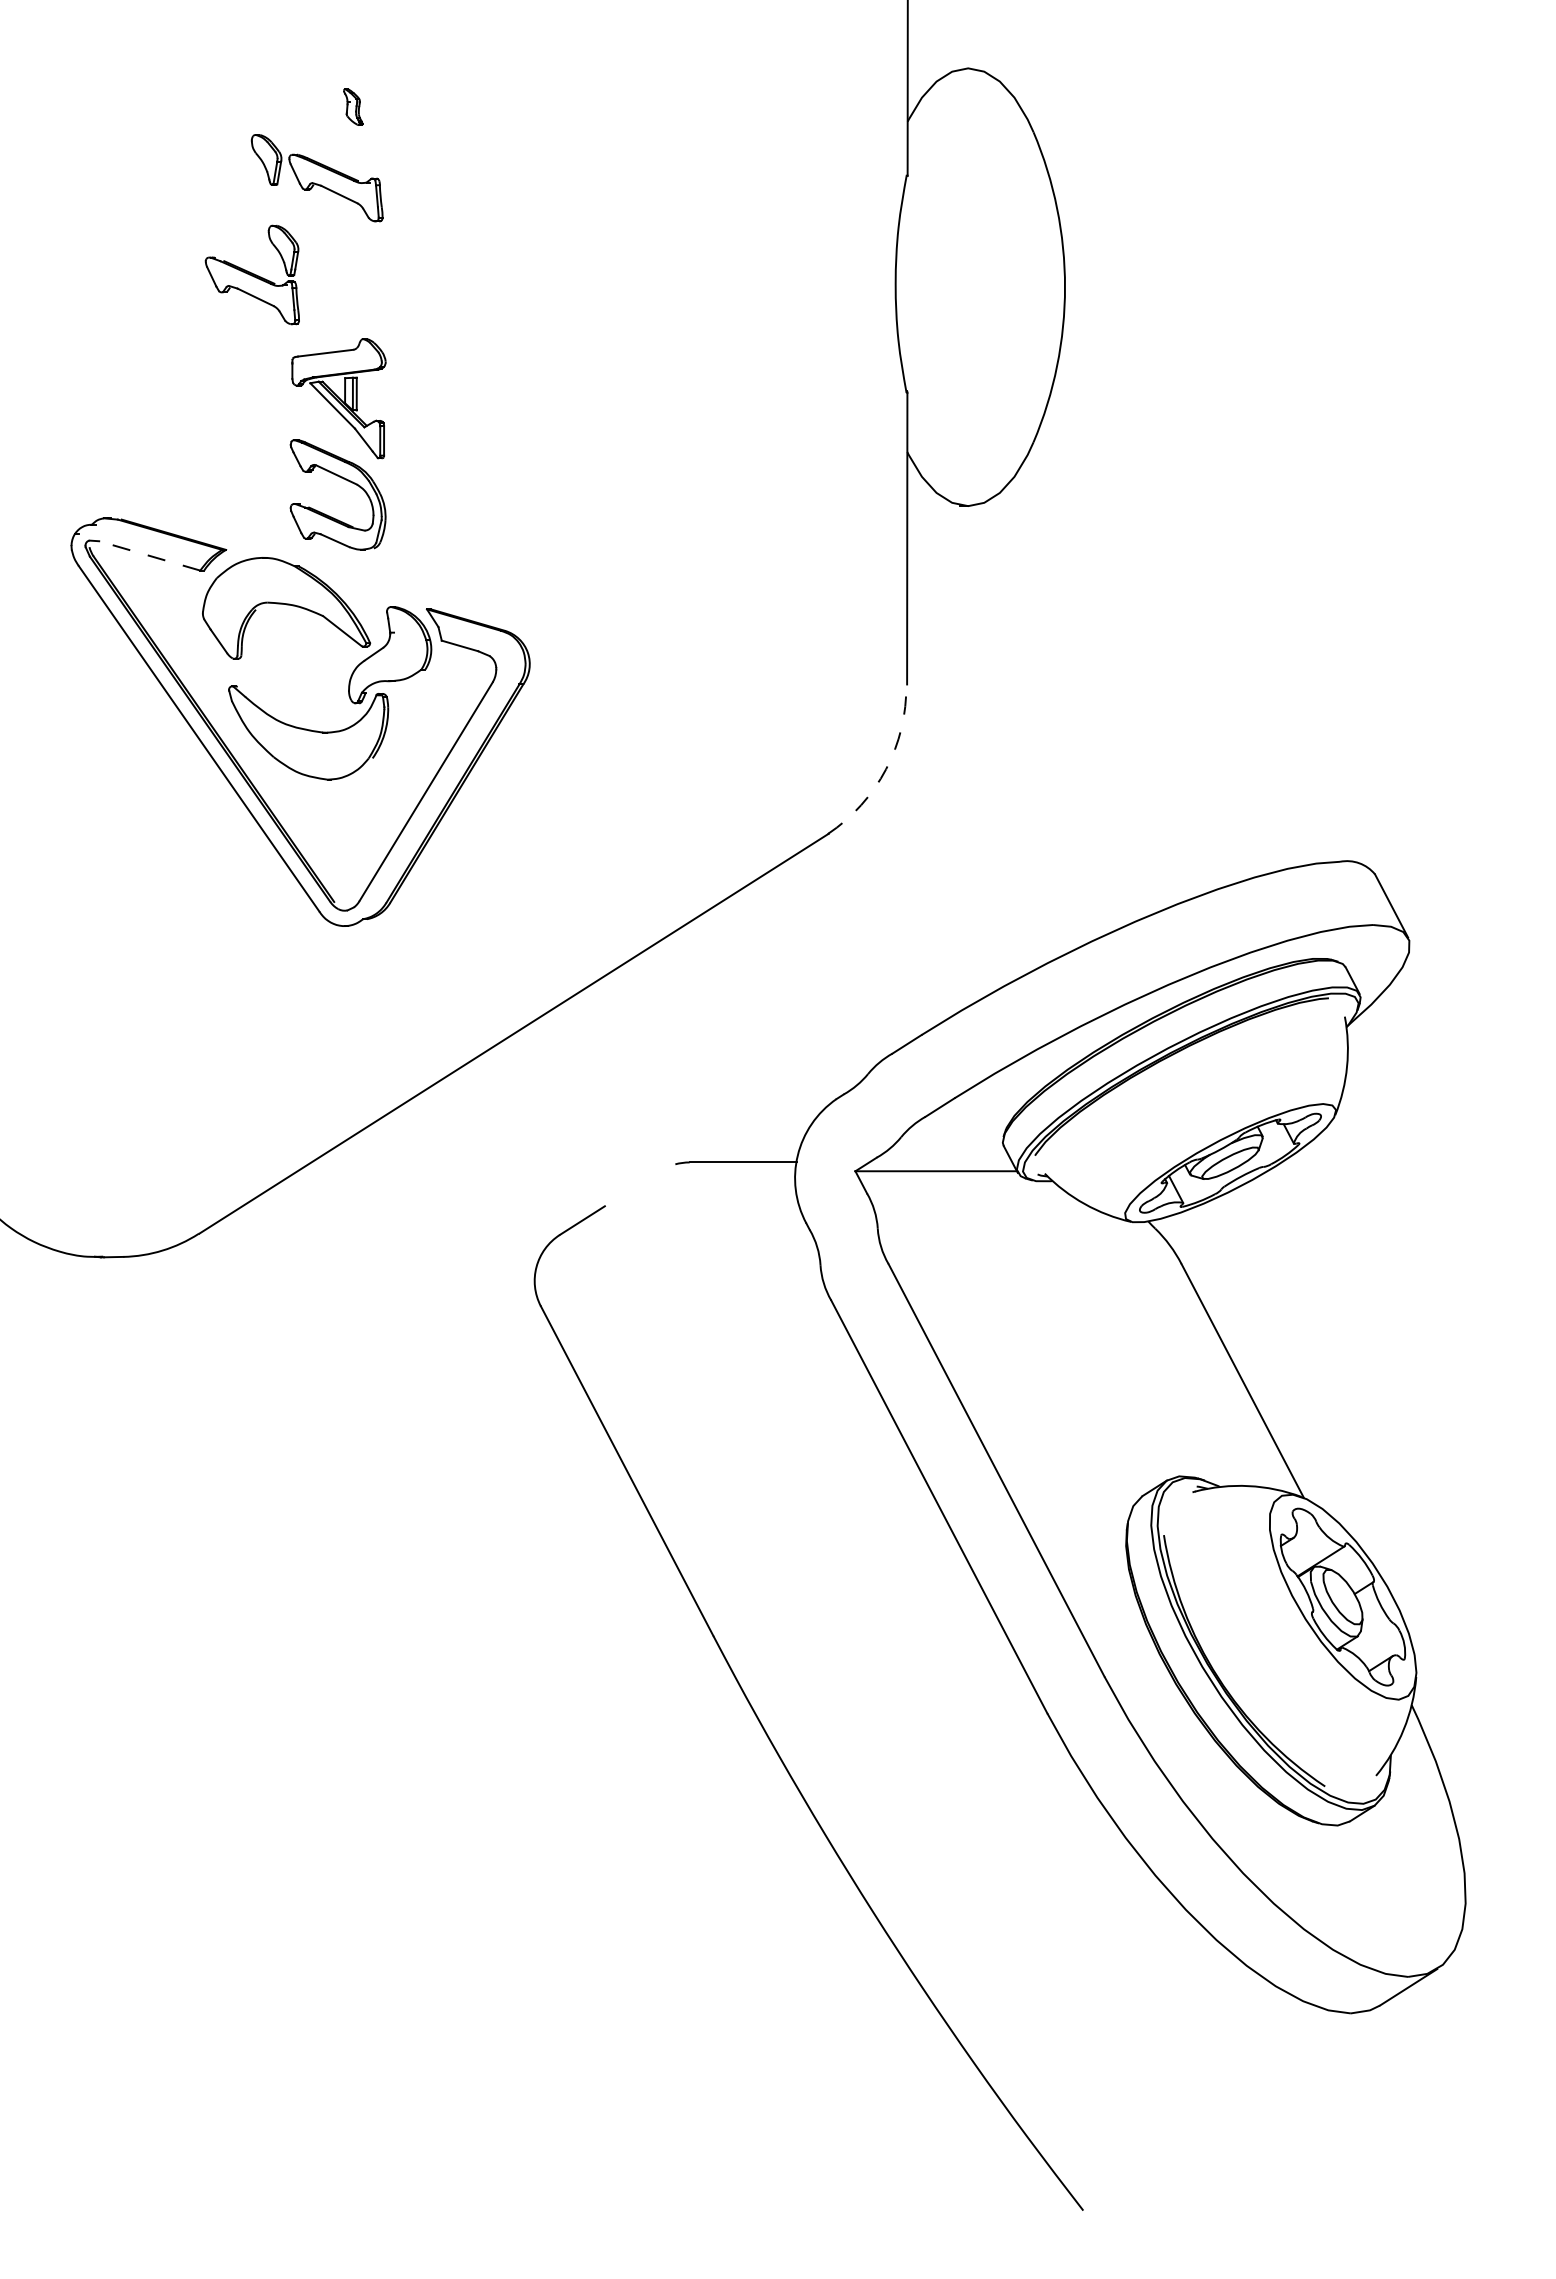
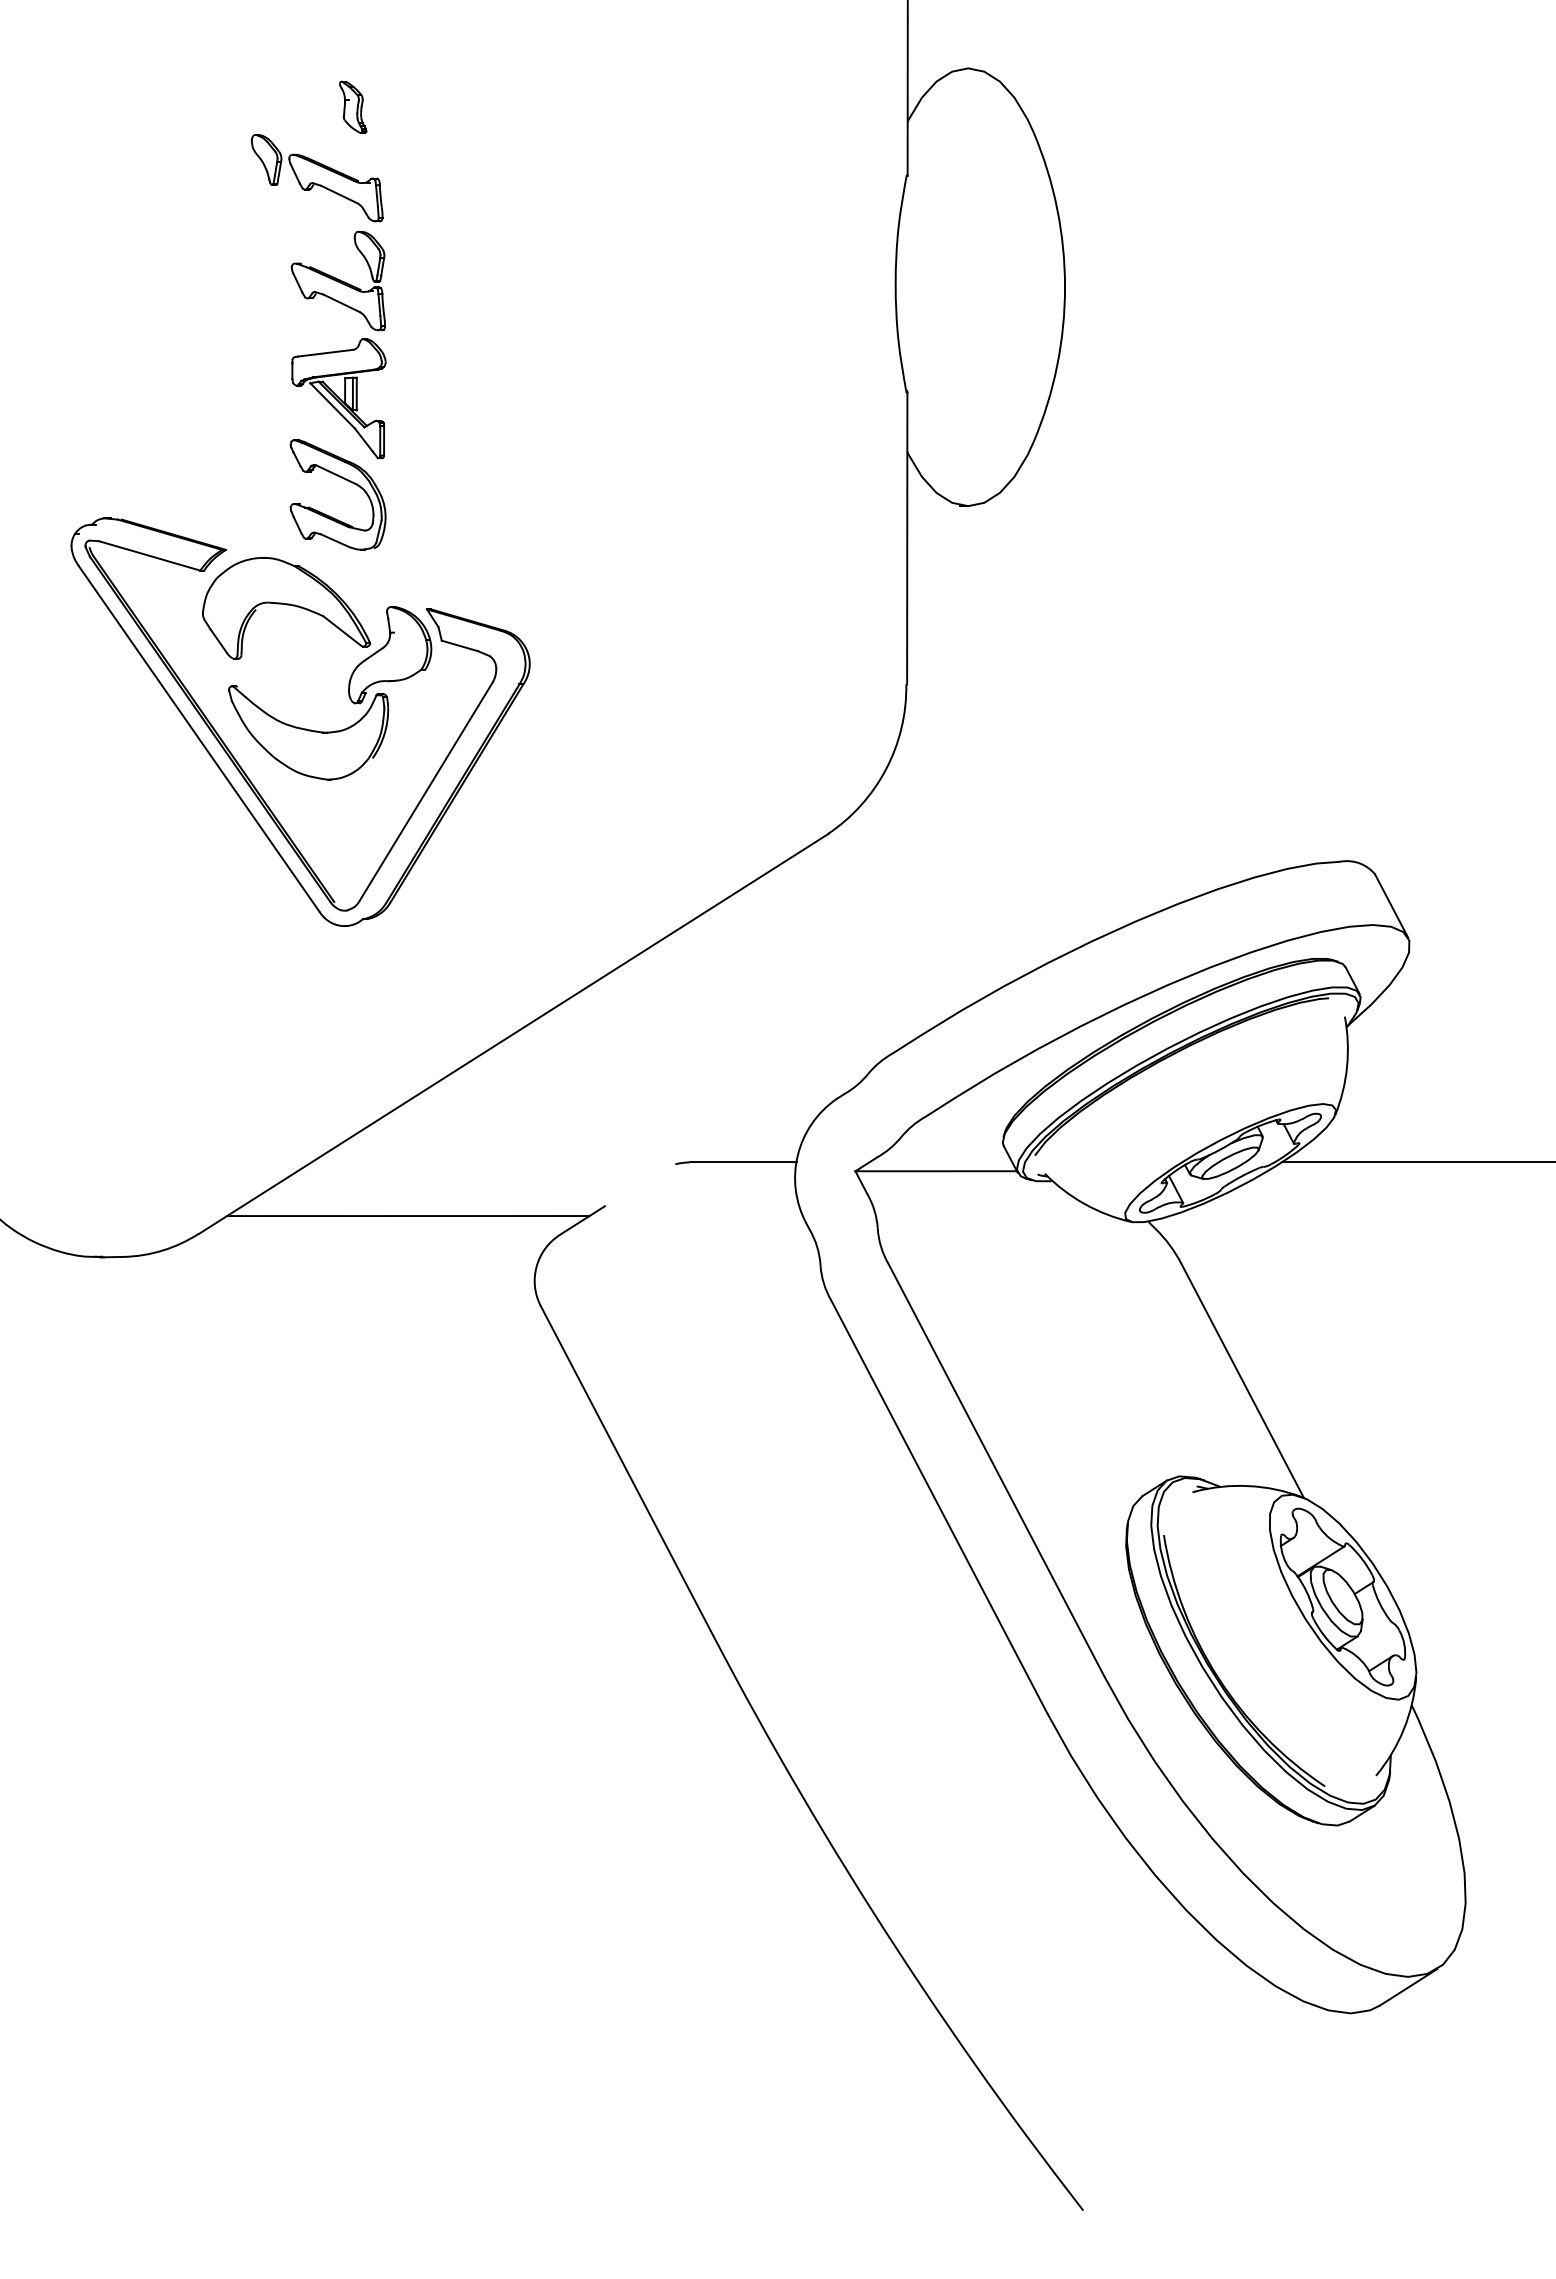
part size: 21x38 px -> 29x54 px (353, 106)
part position: (251, 274) -> (337, 280) (337, 280)
line: dashed -> solid (149, 555)
arc: dashed -> solid (886, 769)
line: none -> present (1416, 1162)
line: none -> present (408, 1216)
